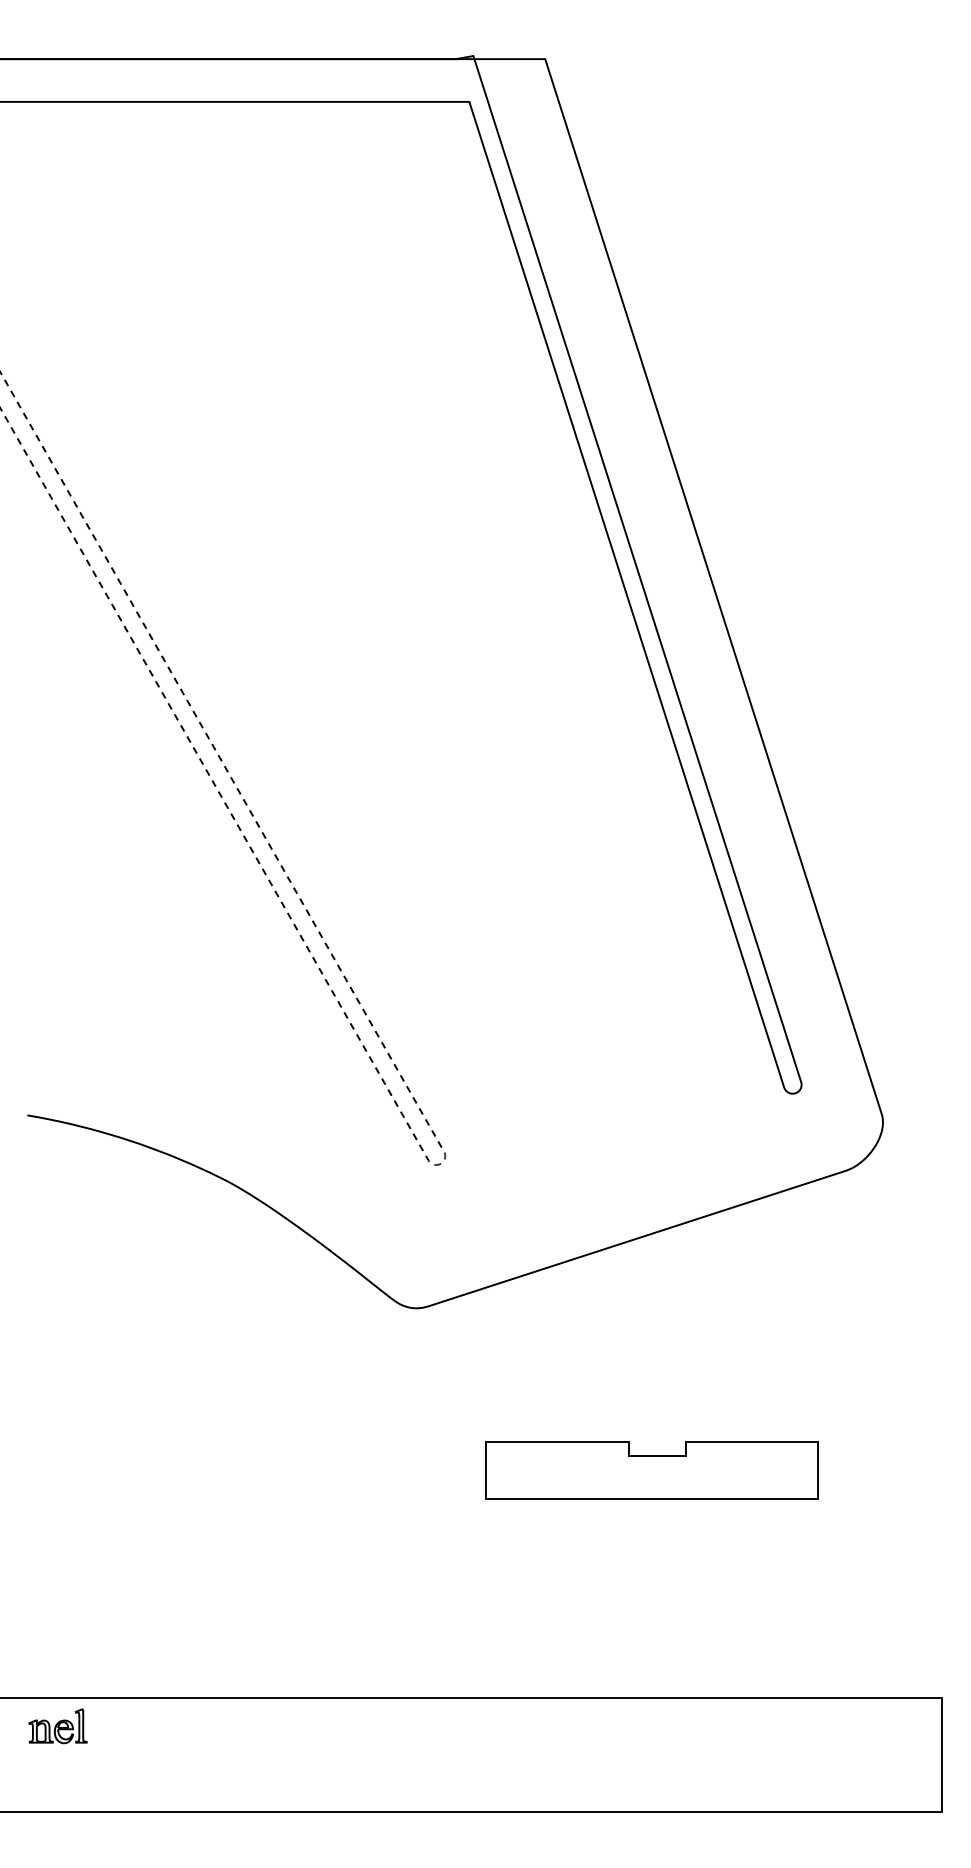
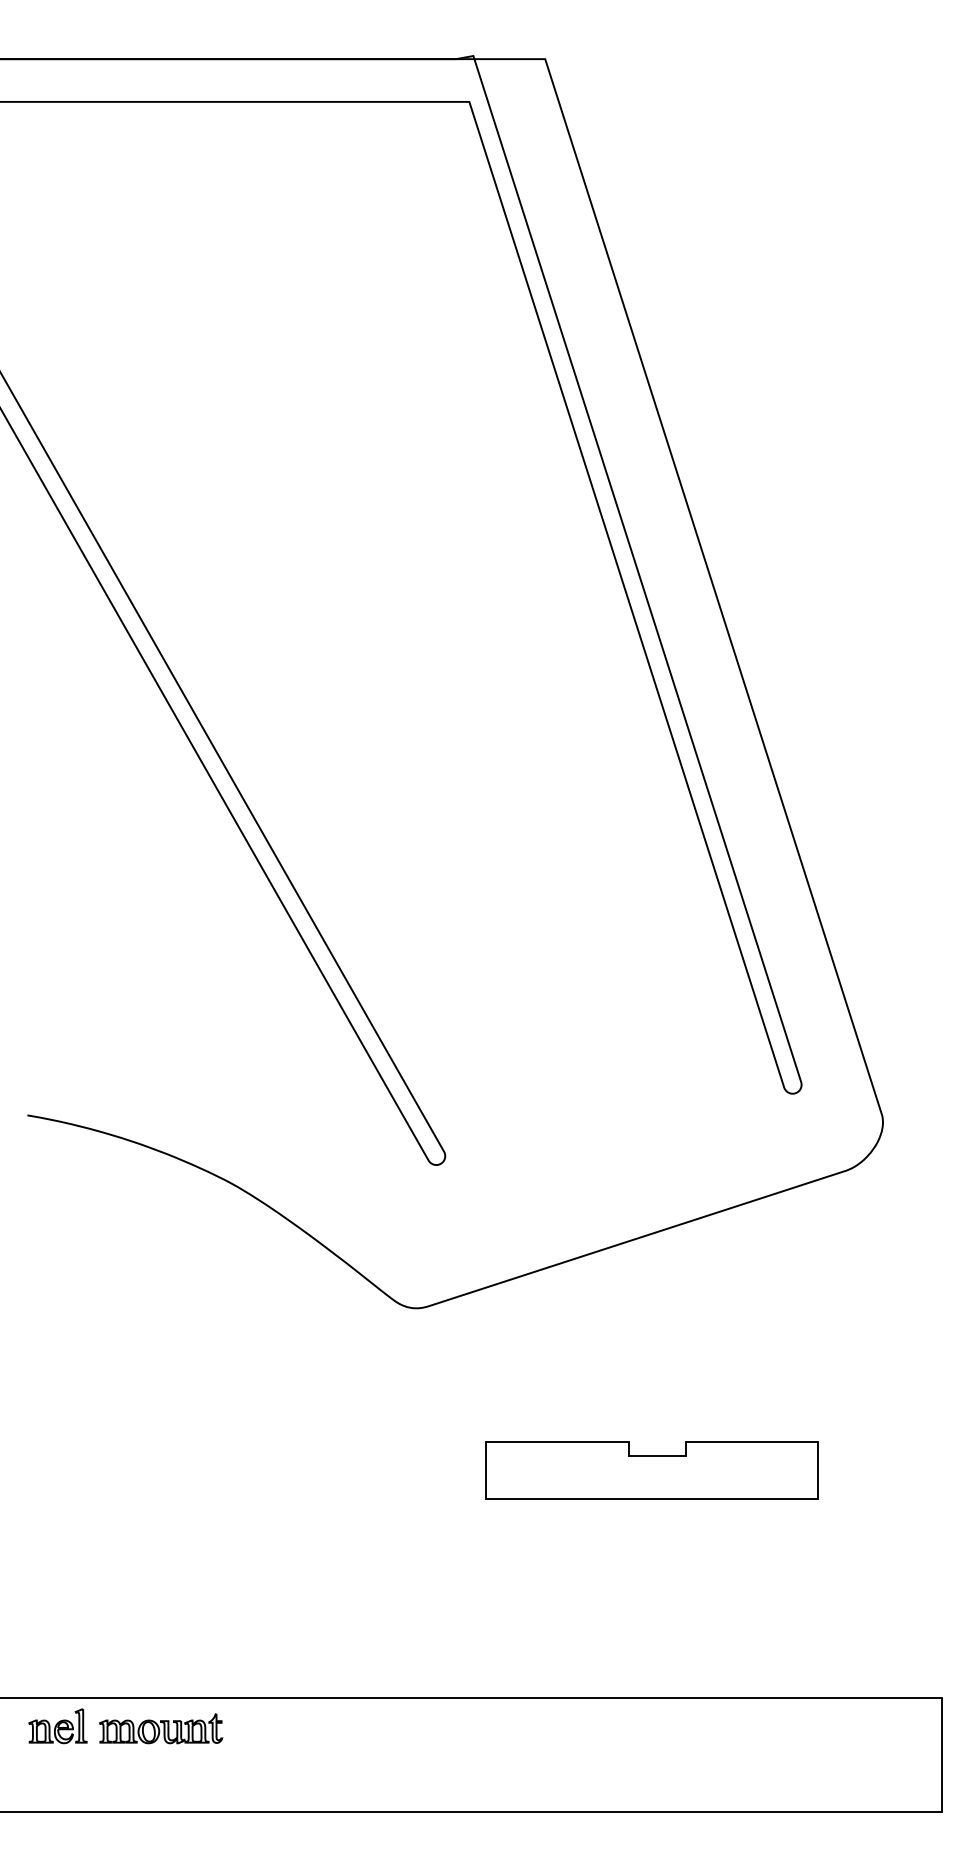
line: dashed -> solid (445, 1156)
part: none -> present (161, 1728)
